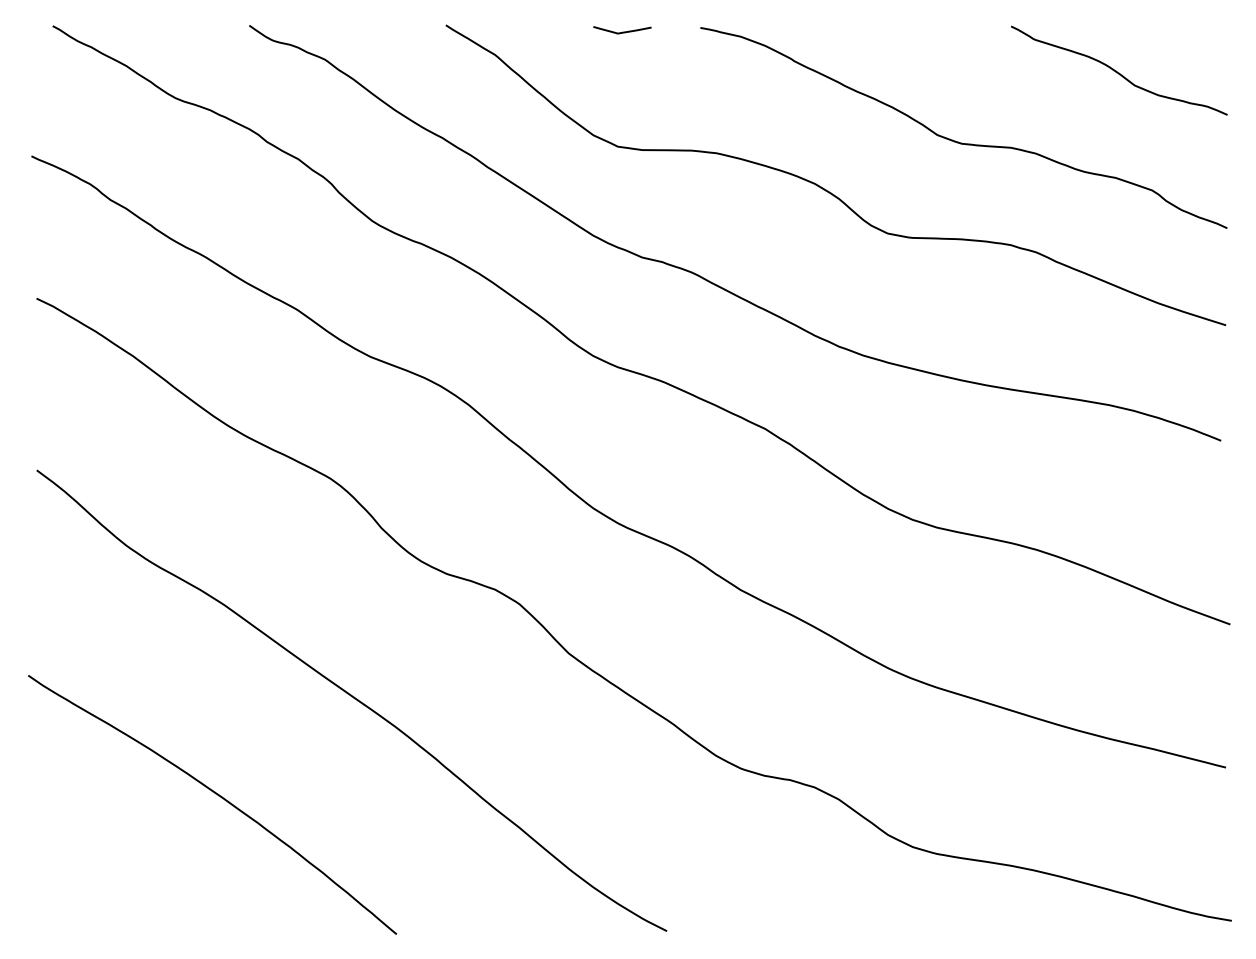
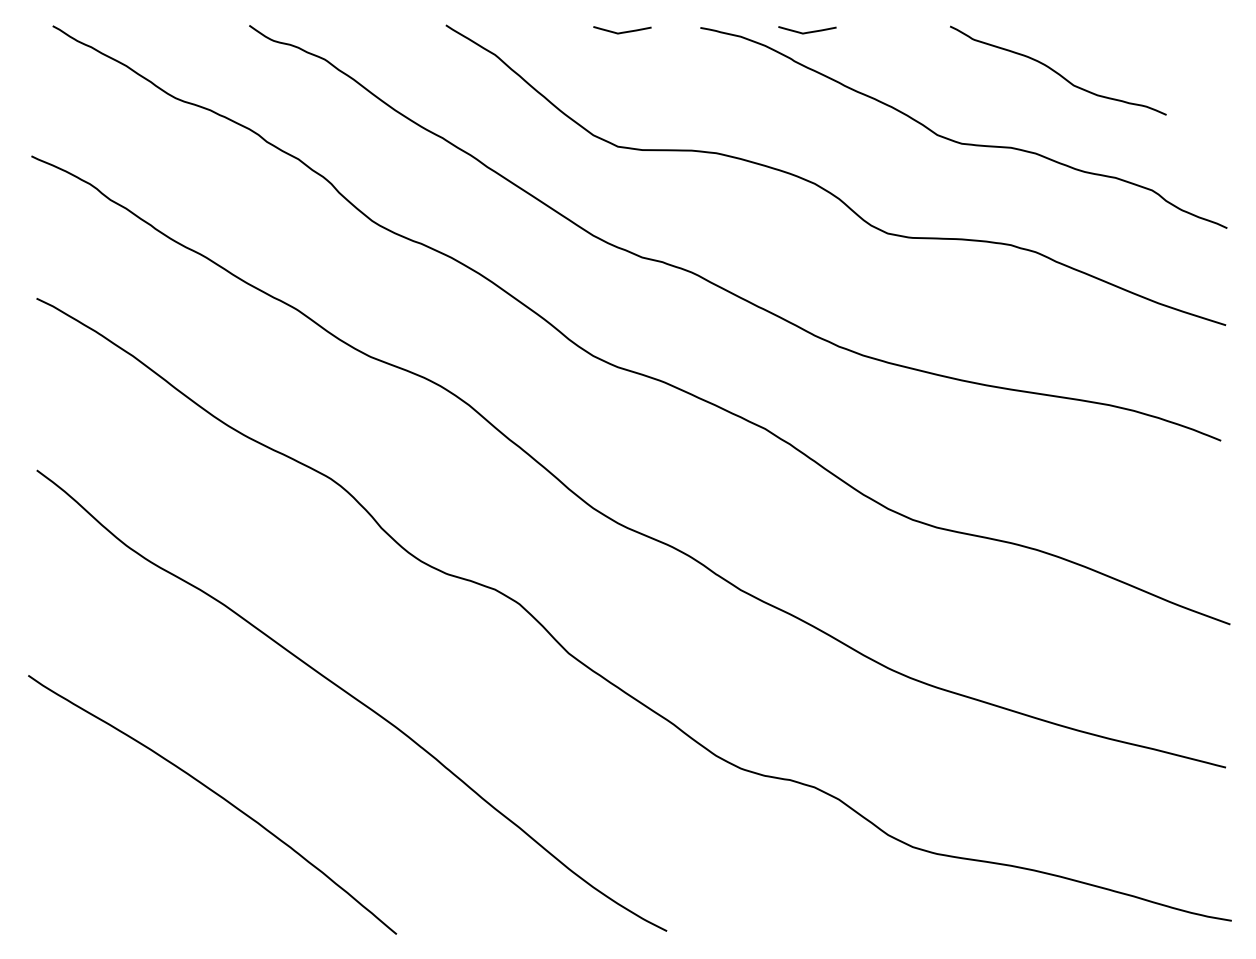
curve: none -> present (807, 31)
curve position: (1119, 72) -> (1058, 72) (1058, 72)
